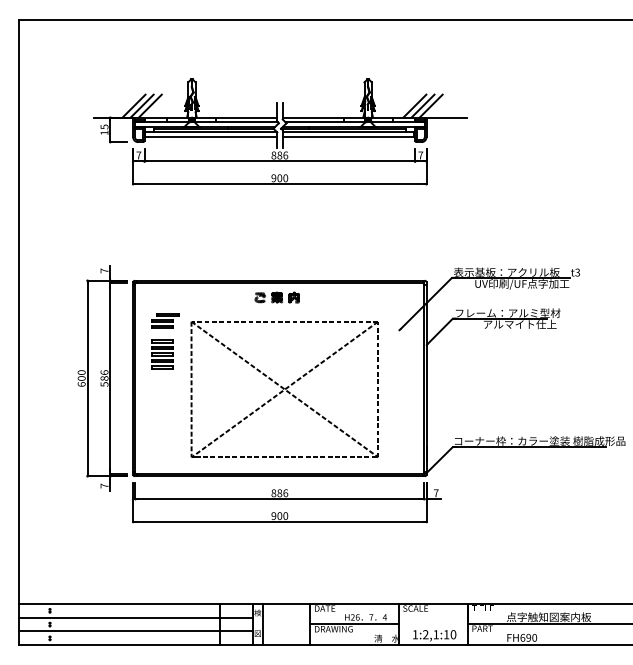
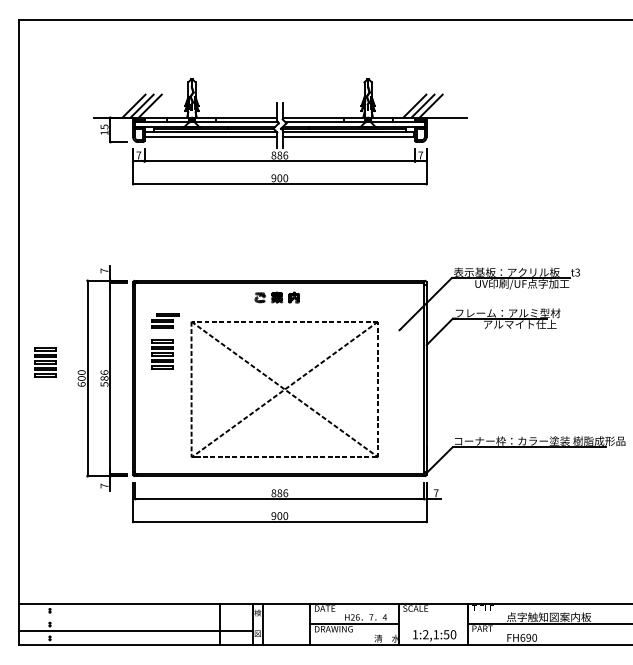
part: none -> present (45, 362)
line: present -> none (136, 617)
text: 1:2,1:10 -> 1:2,1:50 (446, 634)
